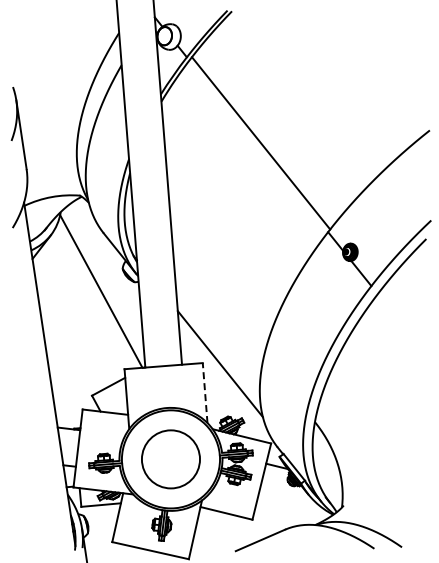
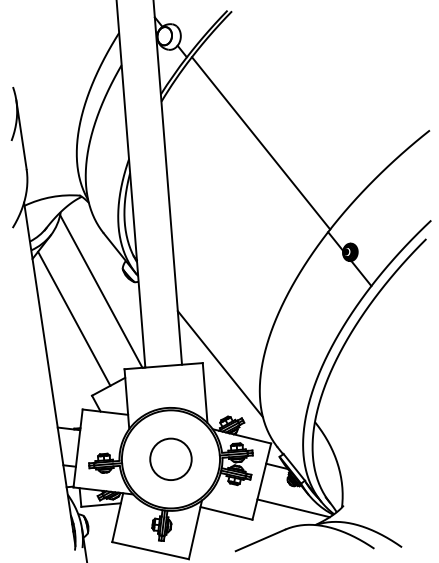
line: none -> present (74, 318)
line: dashed -> solid (205, 392)
circle diameter: 58 px -> 41 px (170, 459)
line: none -> present (293, 508)
